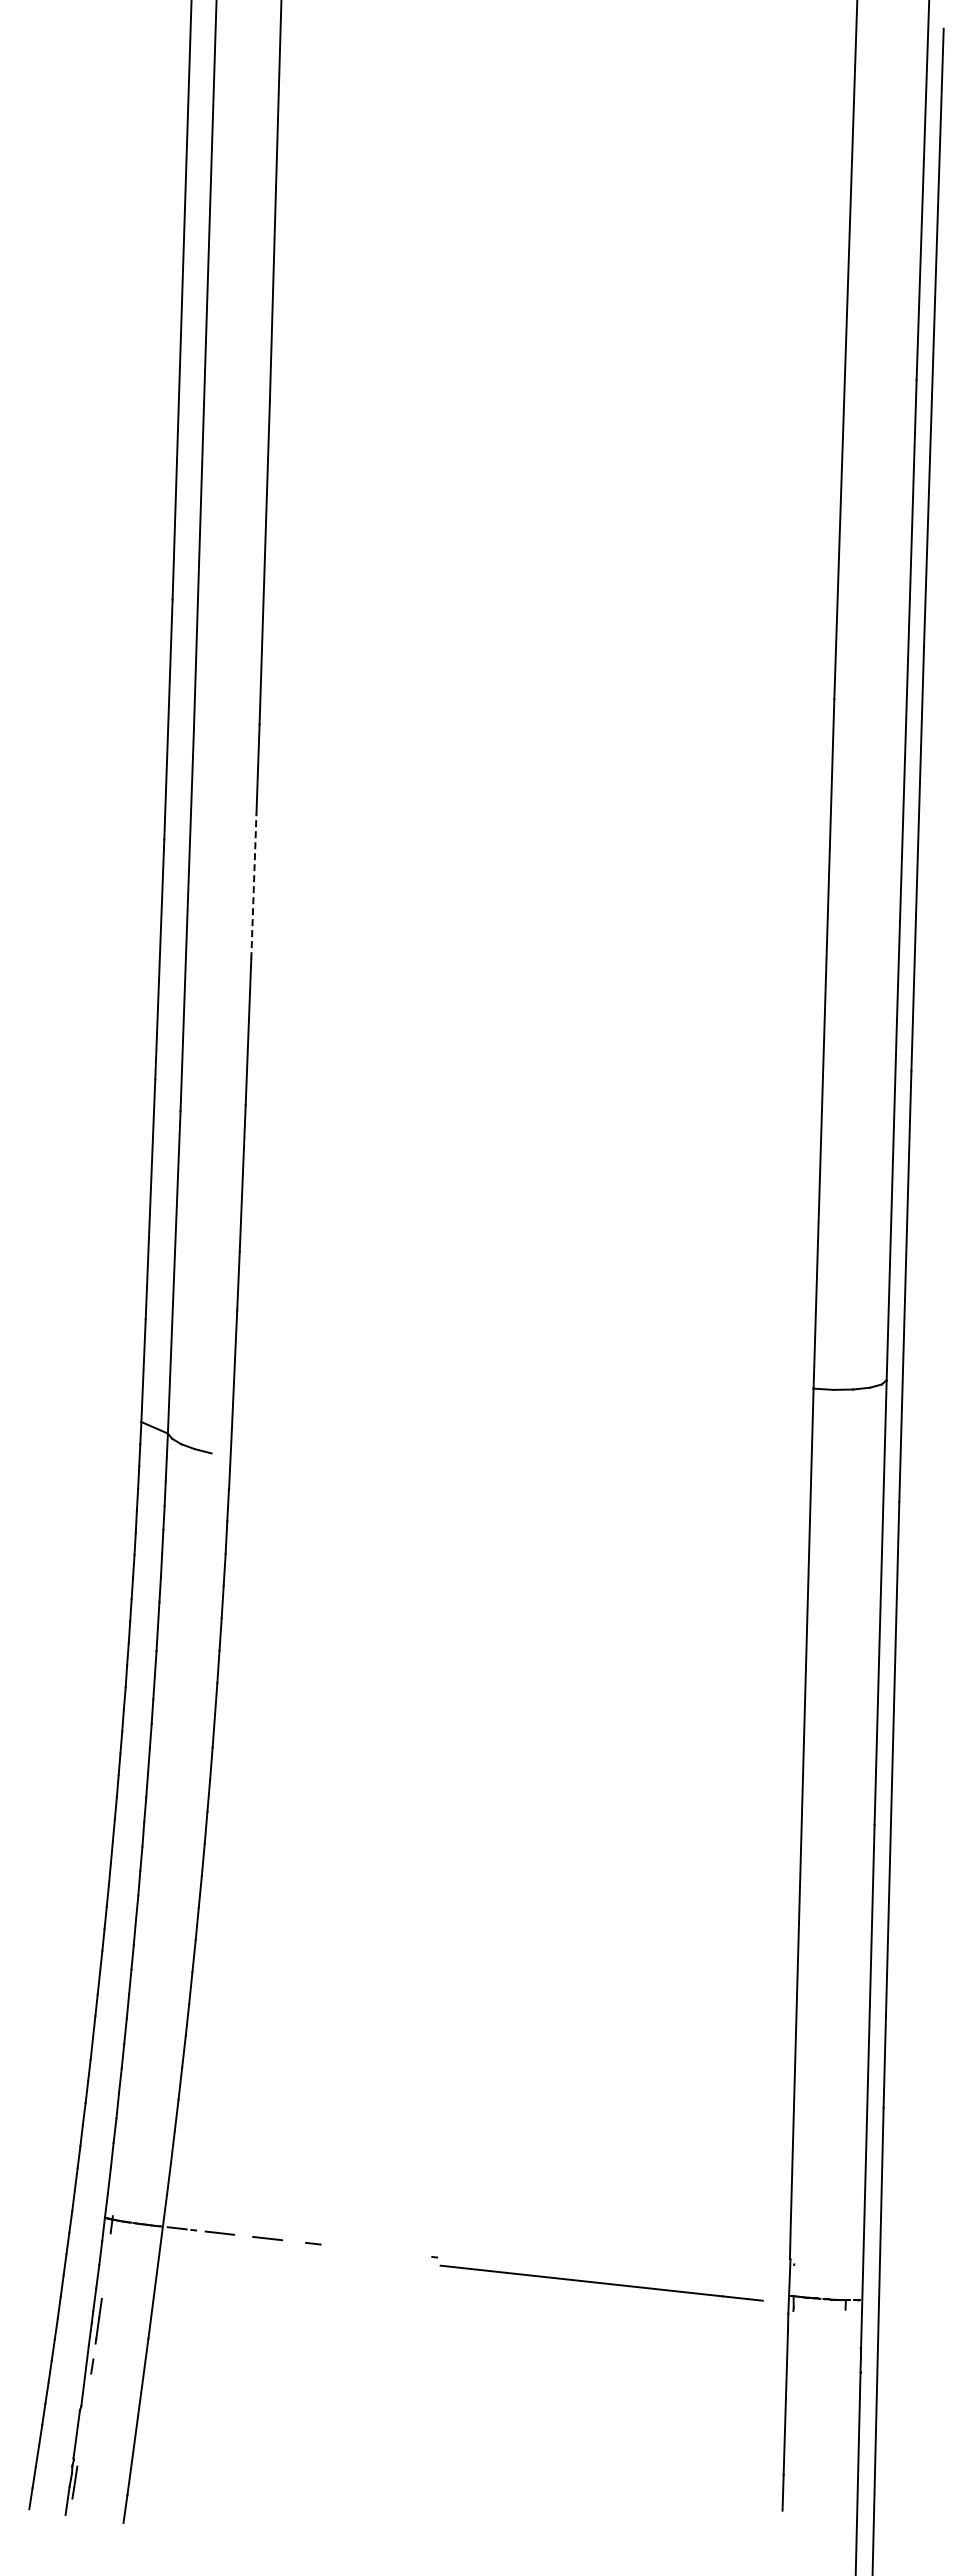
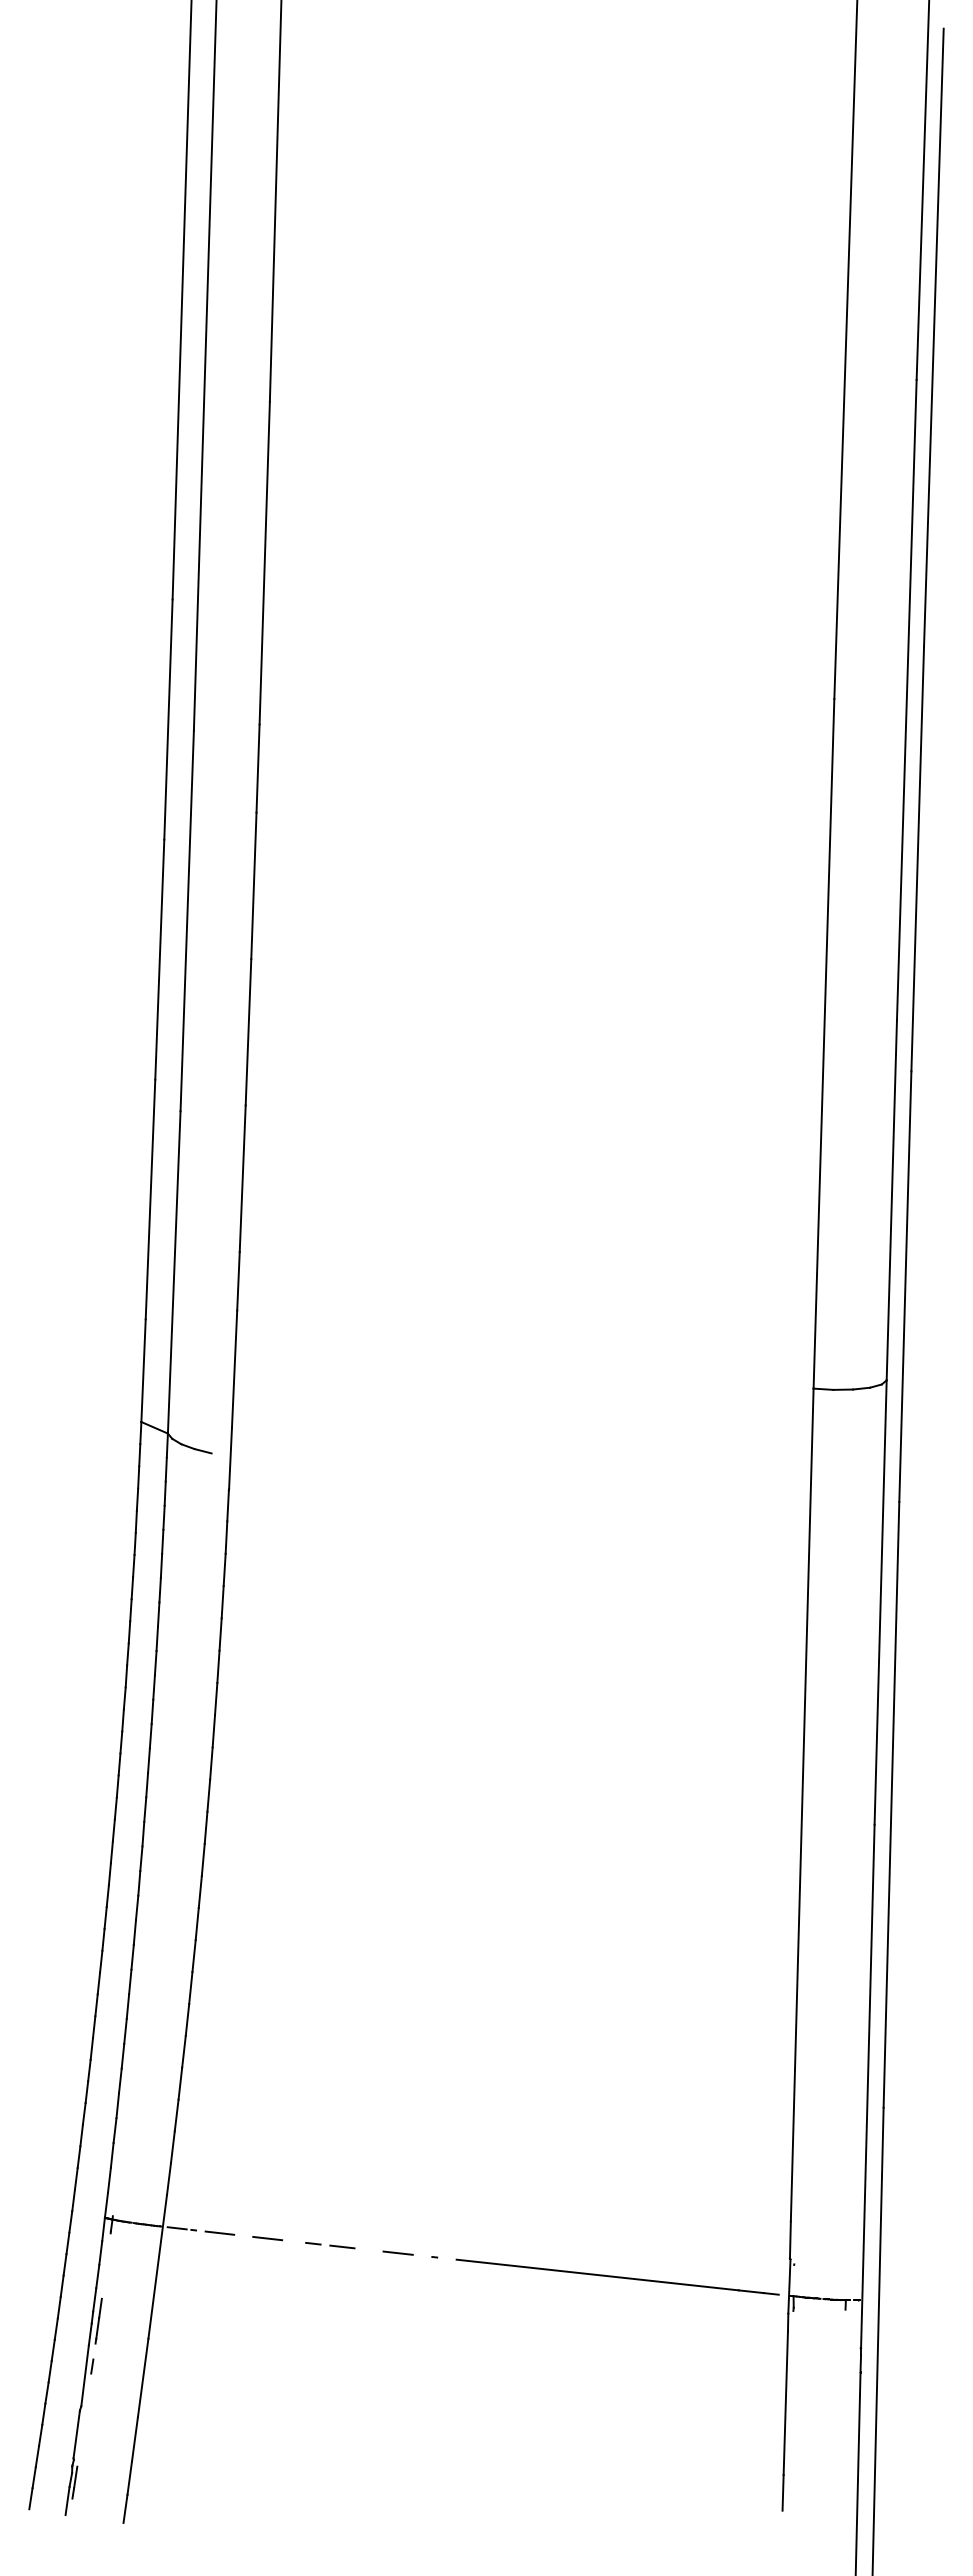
line: dashed -> solid (253, 885)
line: none -> present (342, 2246)
line: none -> present (397, 2252)
line position: (601, 2282) -> (617, 2276) (617, 2276)
